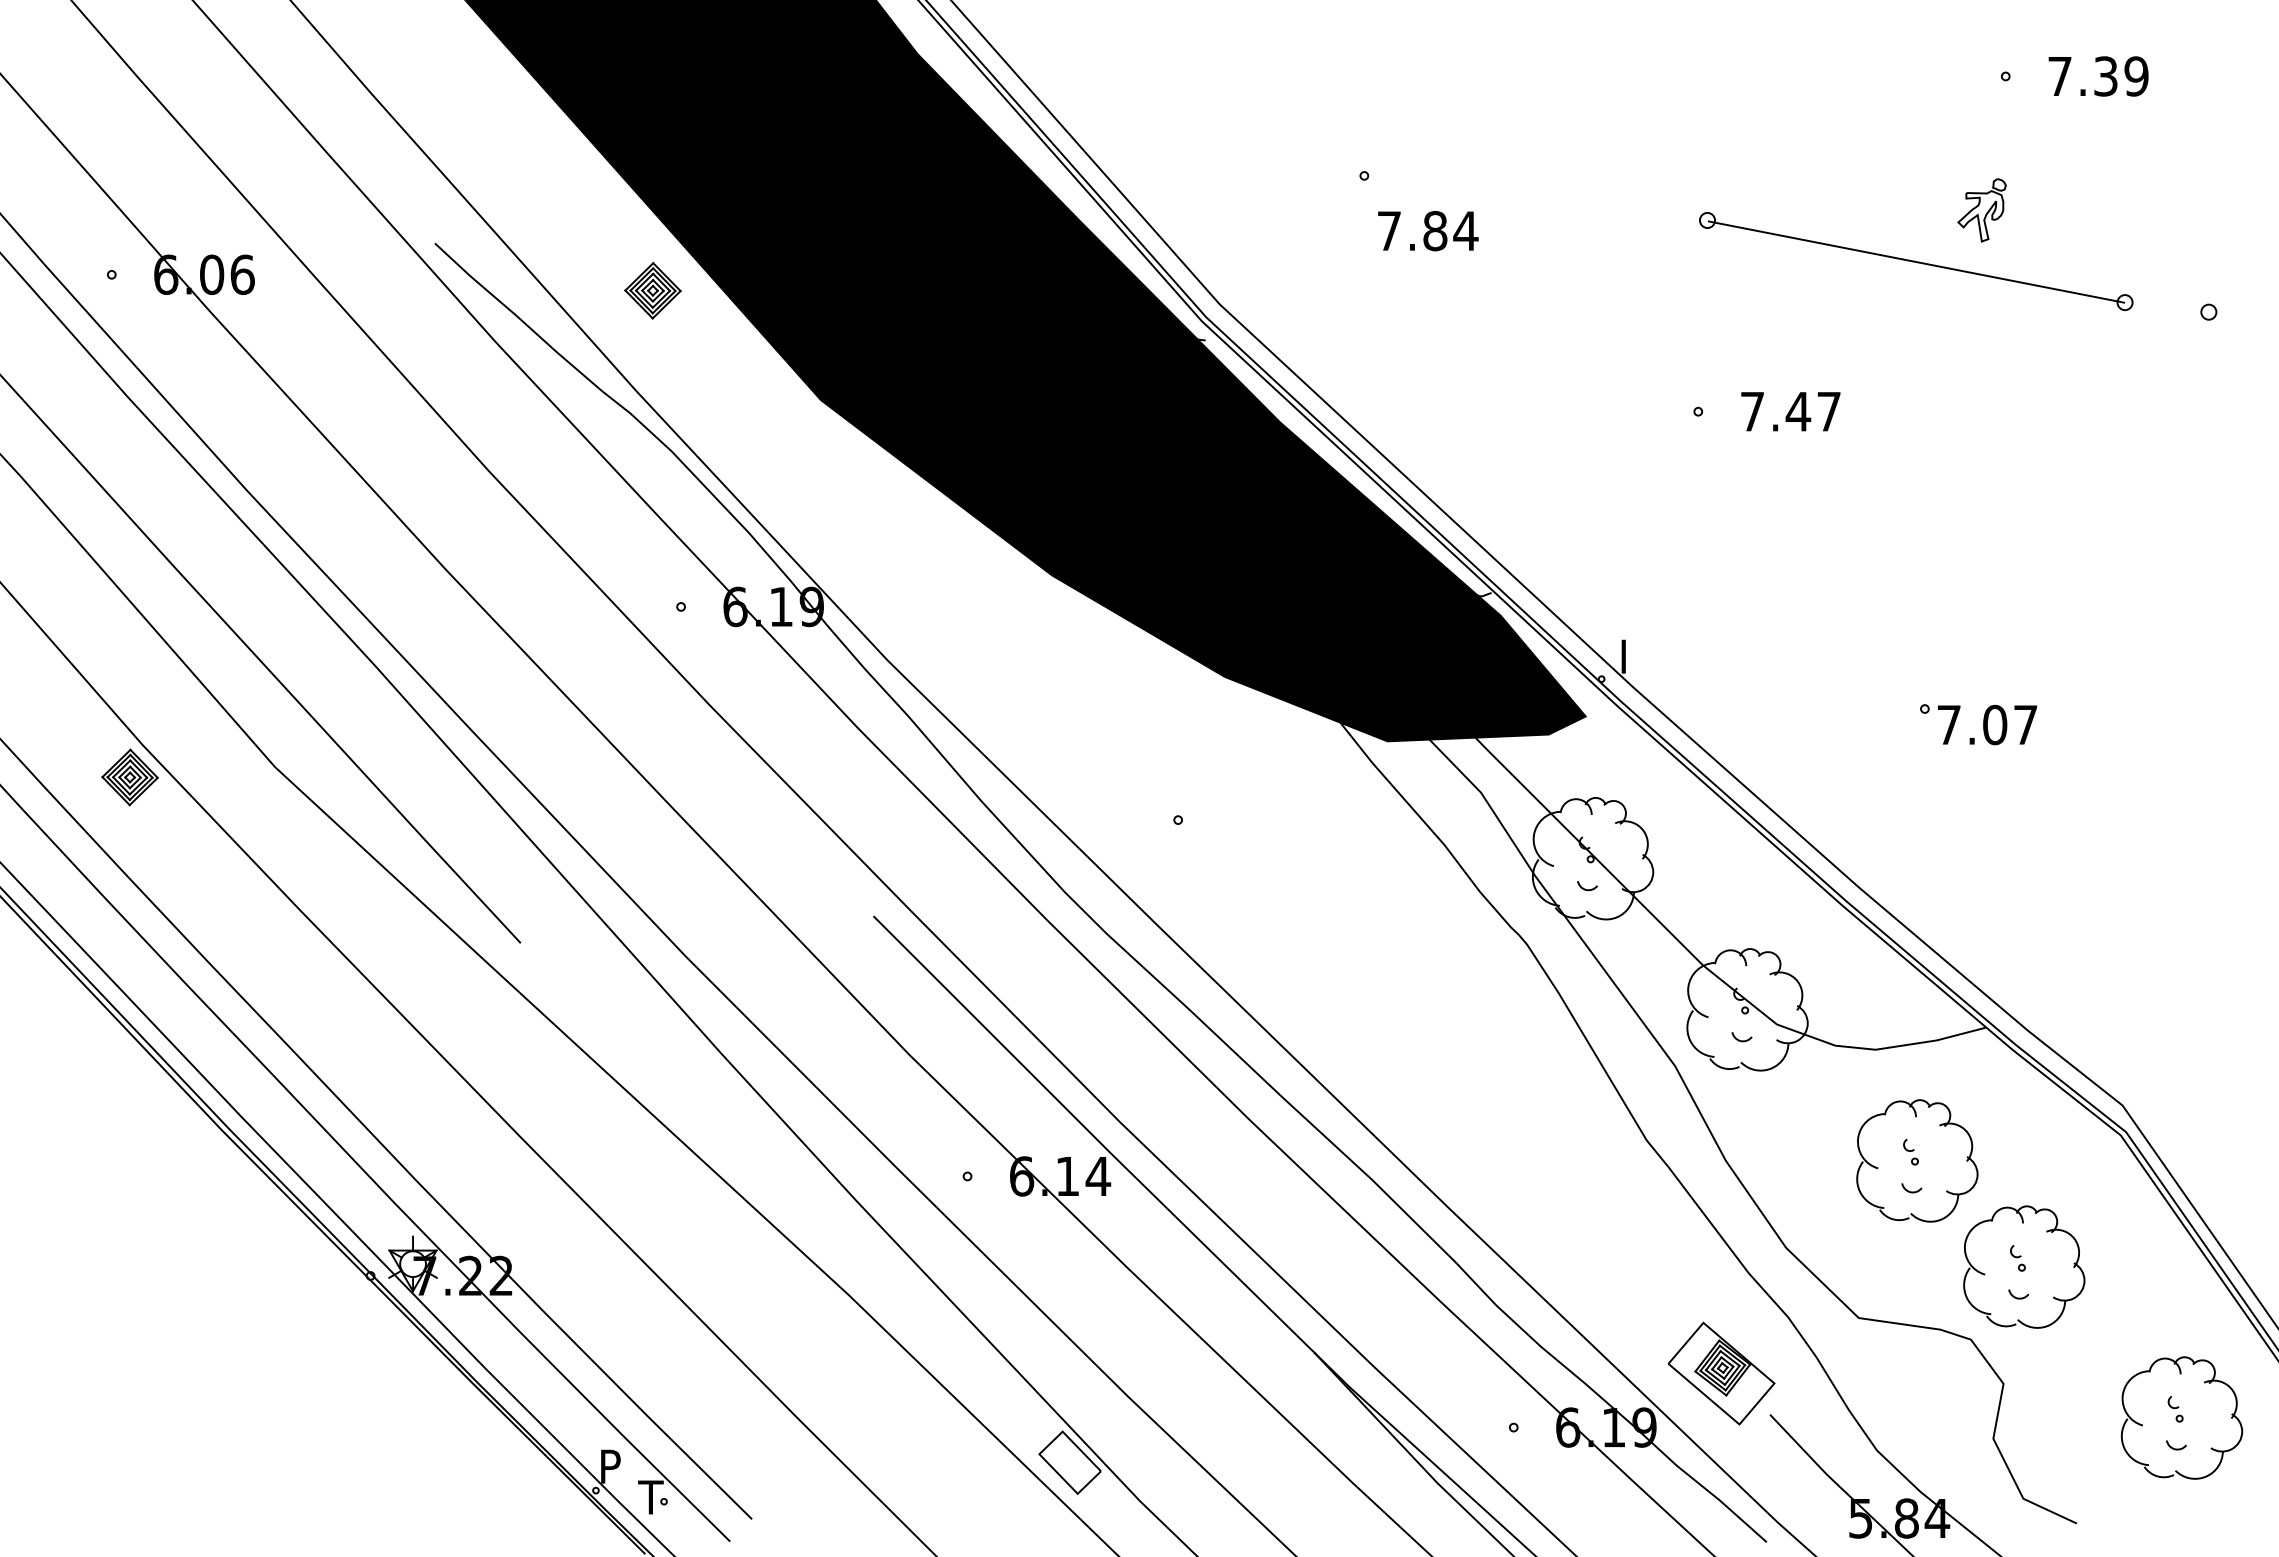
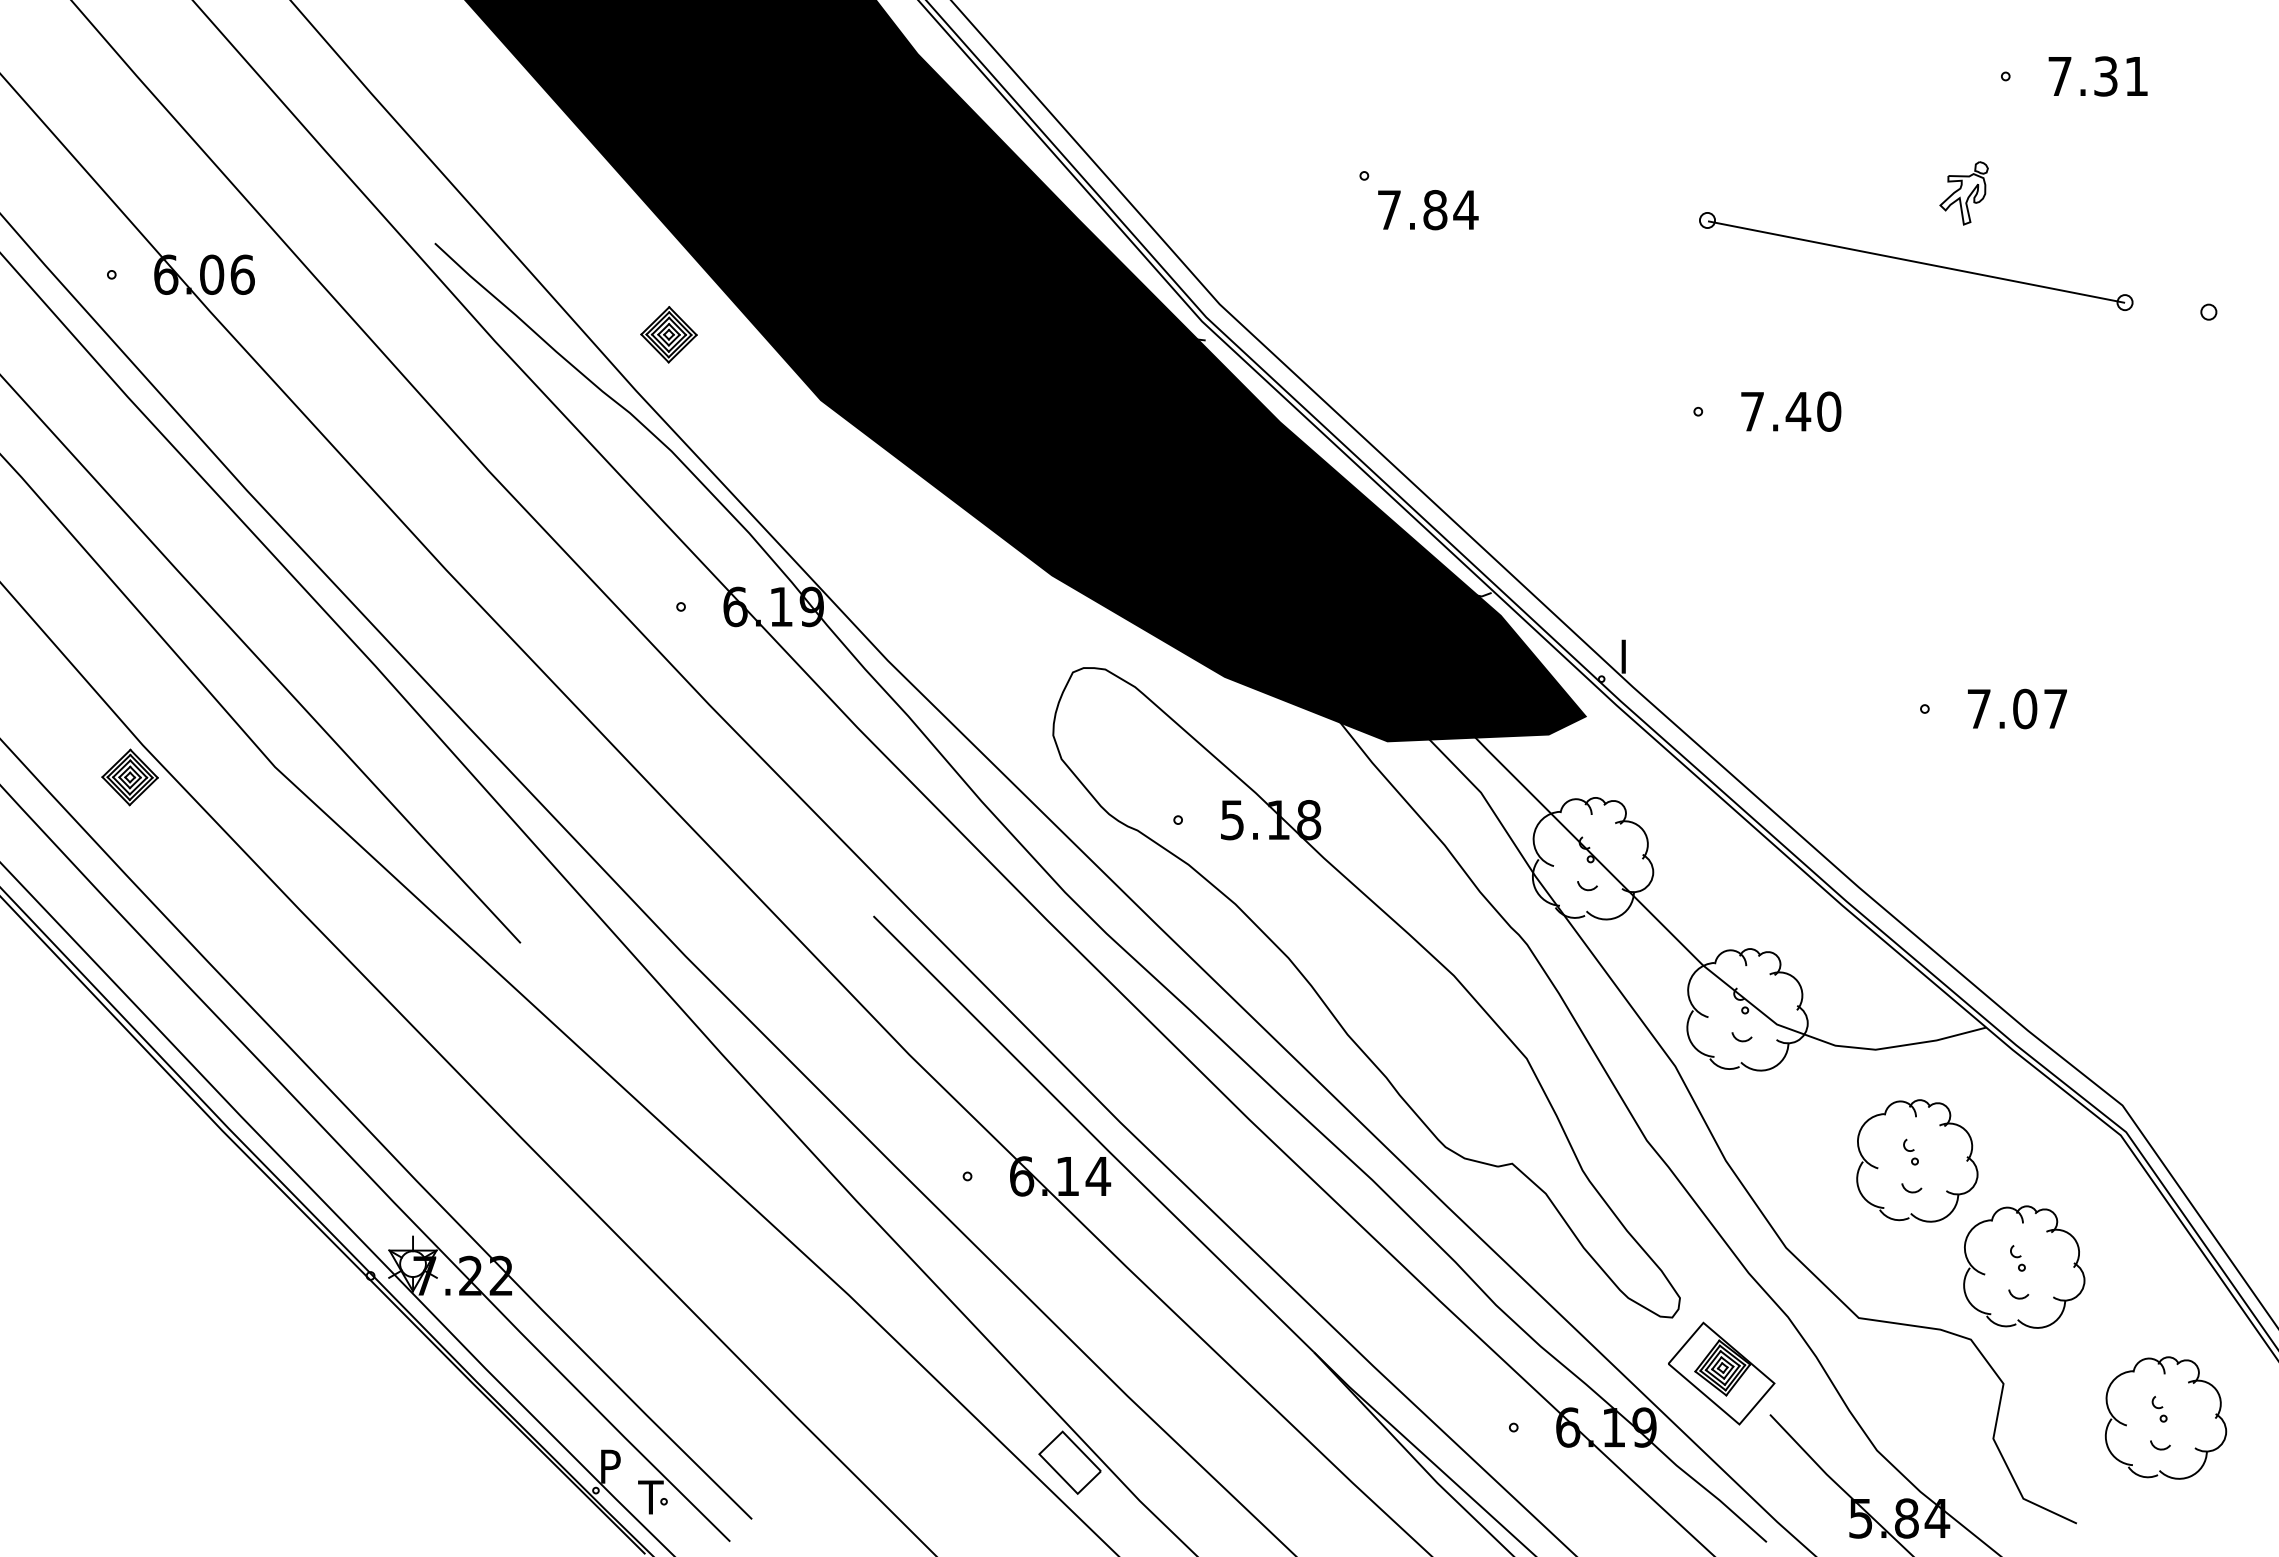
text: 7.39 -> 7.31 (2136, 76)
part position: (1981, 210) -> (1963, 193) (1963, 193)
text position: (1428, 231) -> (1428, 210) (1428, 210)
part position: (652, 290) -> (668, 334) (668, 334)
text: 7.47 -> 7.40 (1829, 411)
text position: (1987, 724) -> (2017, 708) (2017, 708)
part: none -> present (1366, 992)
part position: (2181, 1417) -> (2165, 1417) (2165, 1417)
